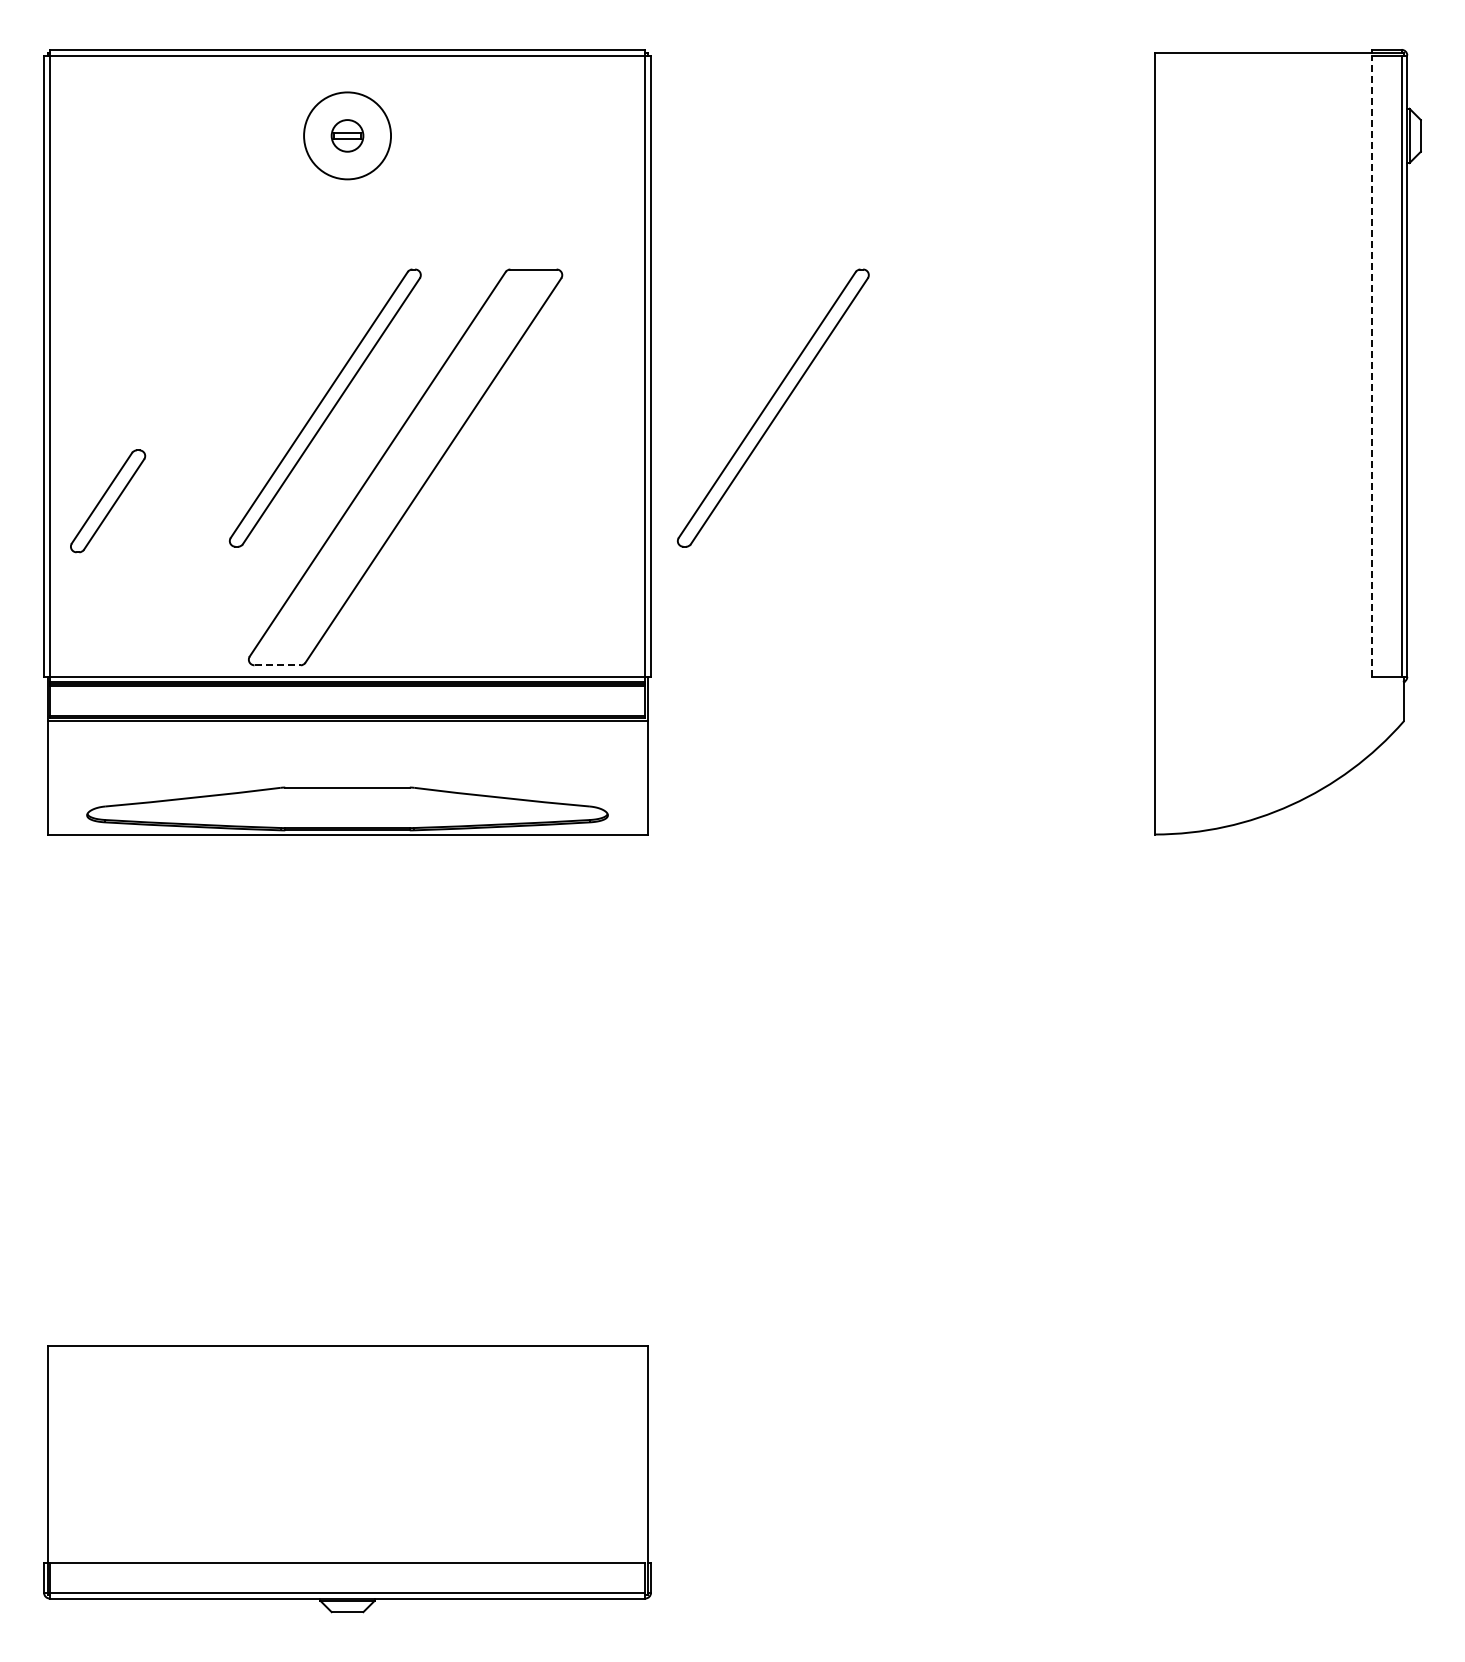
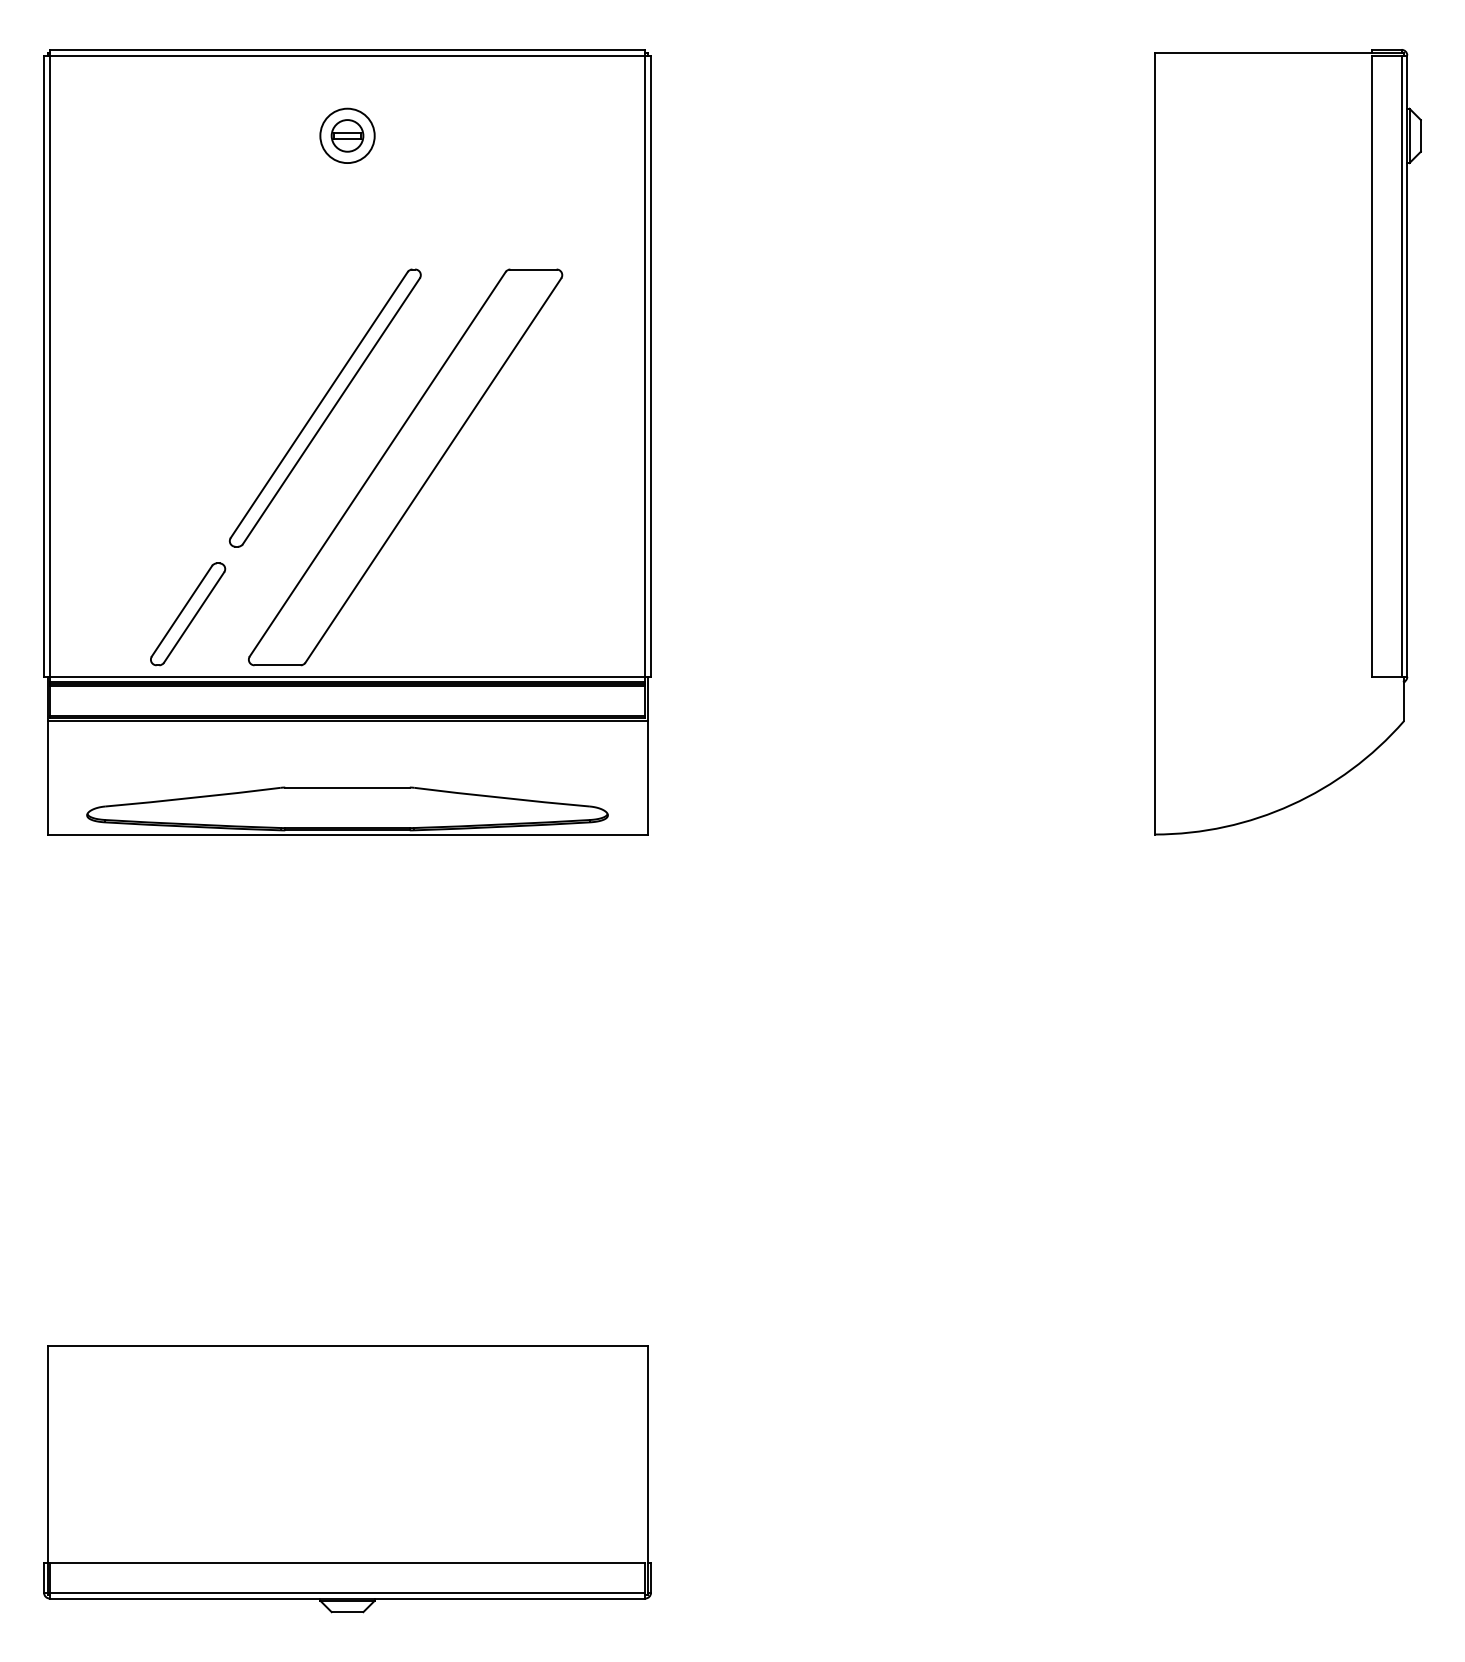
circle diameter: 87 px -> 54 px (347, 135)
line: dashed -> solid (1372, 366)
part: present -> none (772, 407)
part position: (108, 501) -> (188, 614) (188, 614)
line: dashed -> solid (278, 665)
